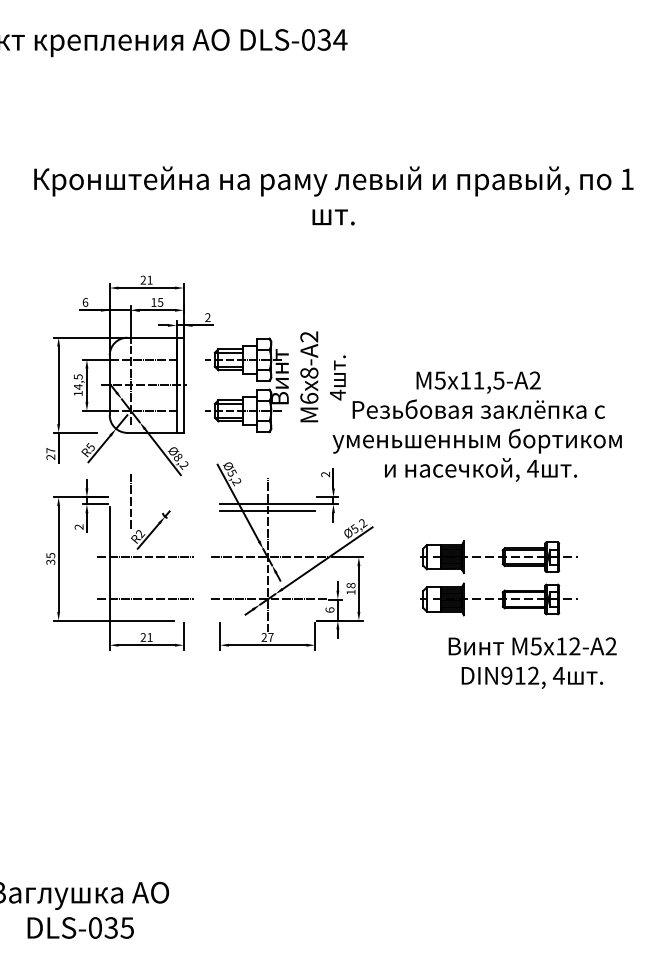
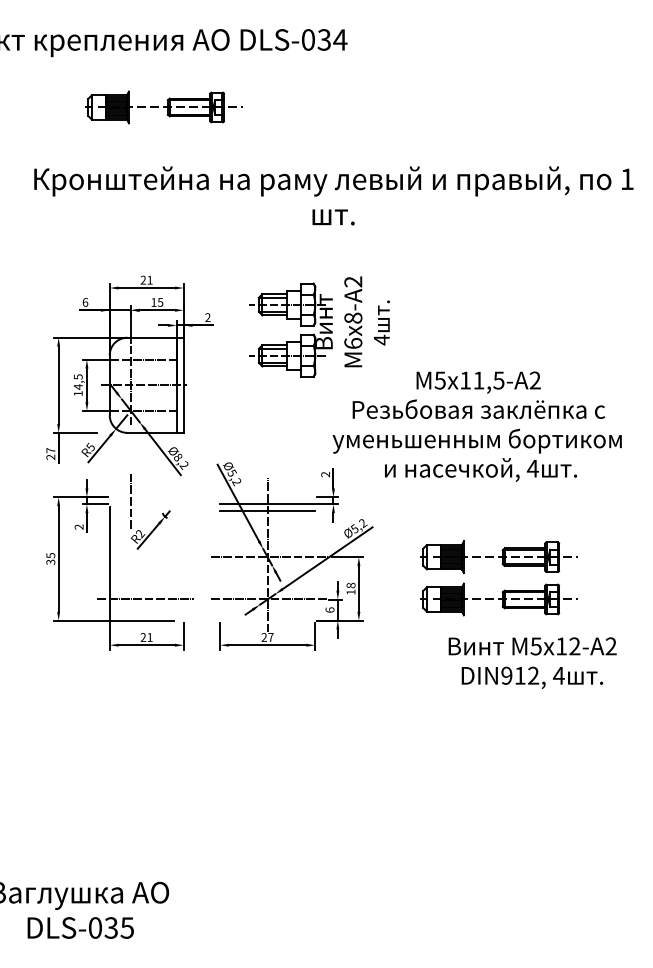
part: none -> present (163, 107)
part position: (275, 382) -> (319, 327) (319, 327)
line: present -> none (145, 557)
